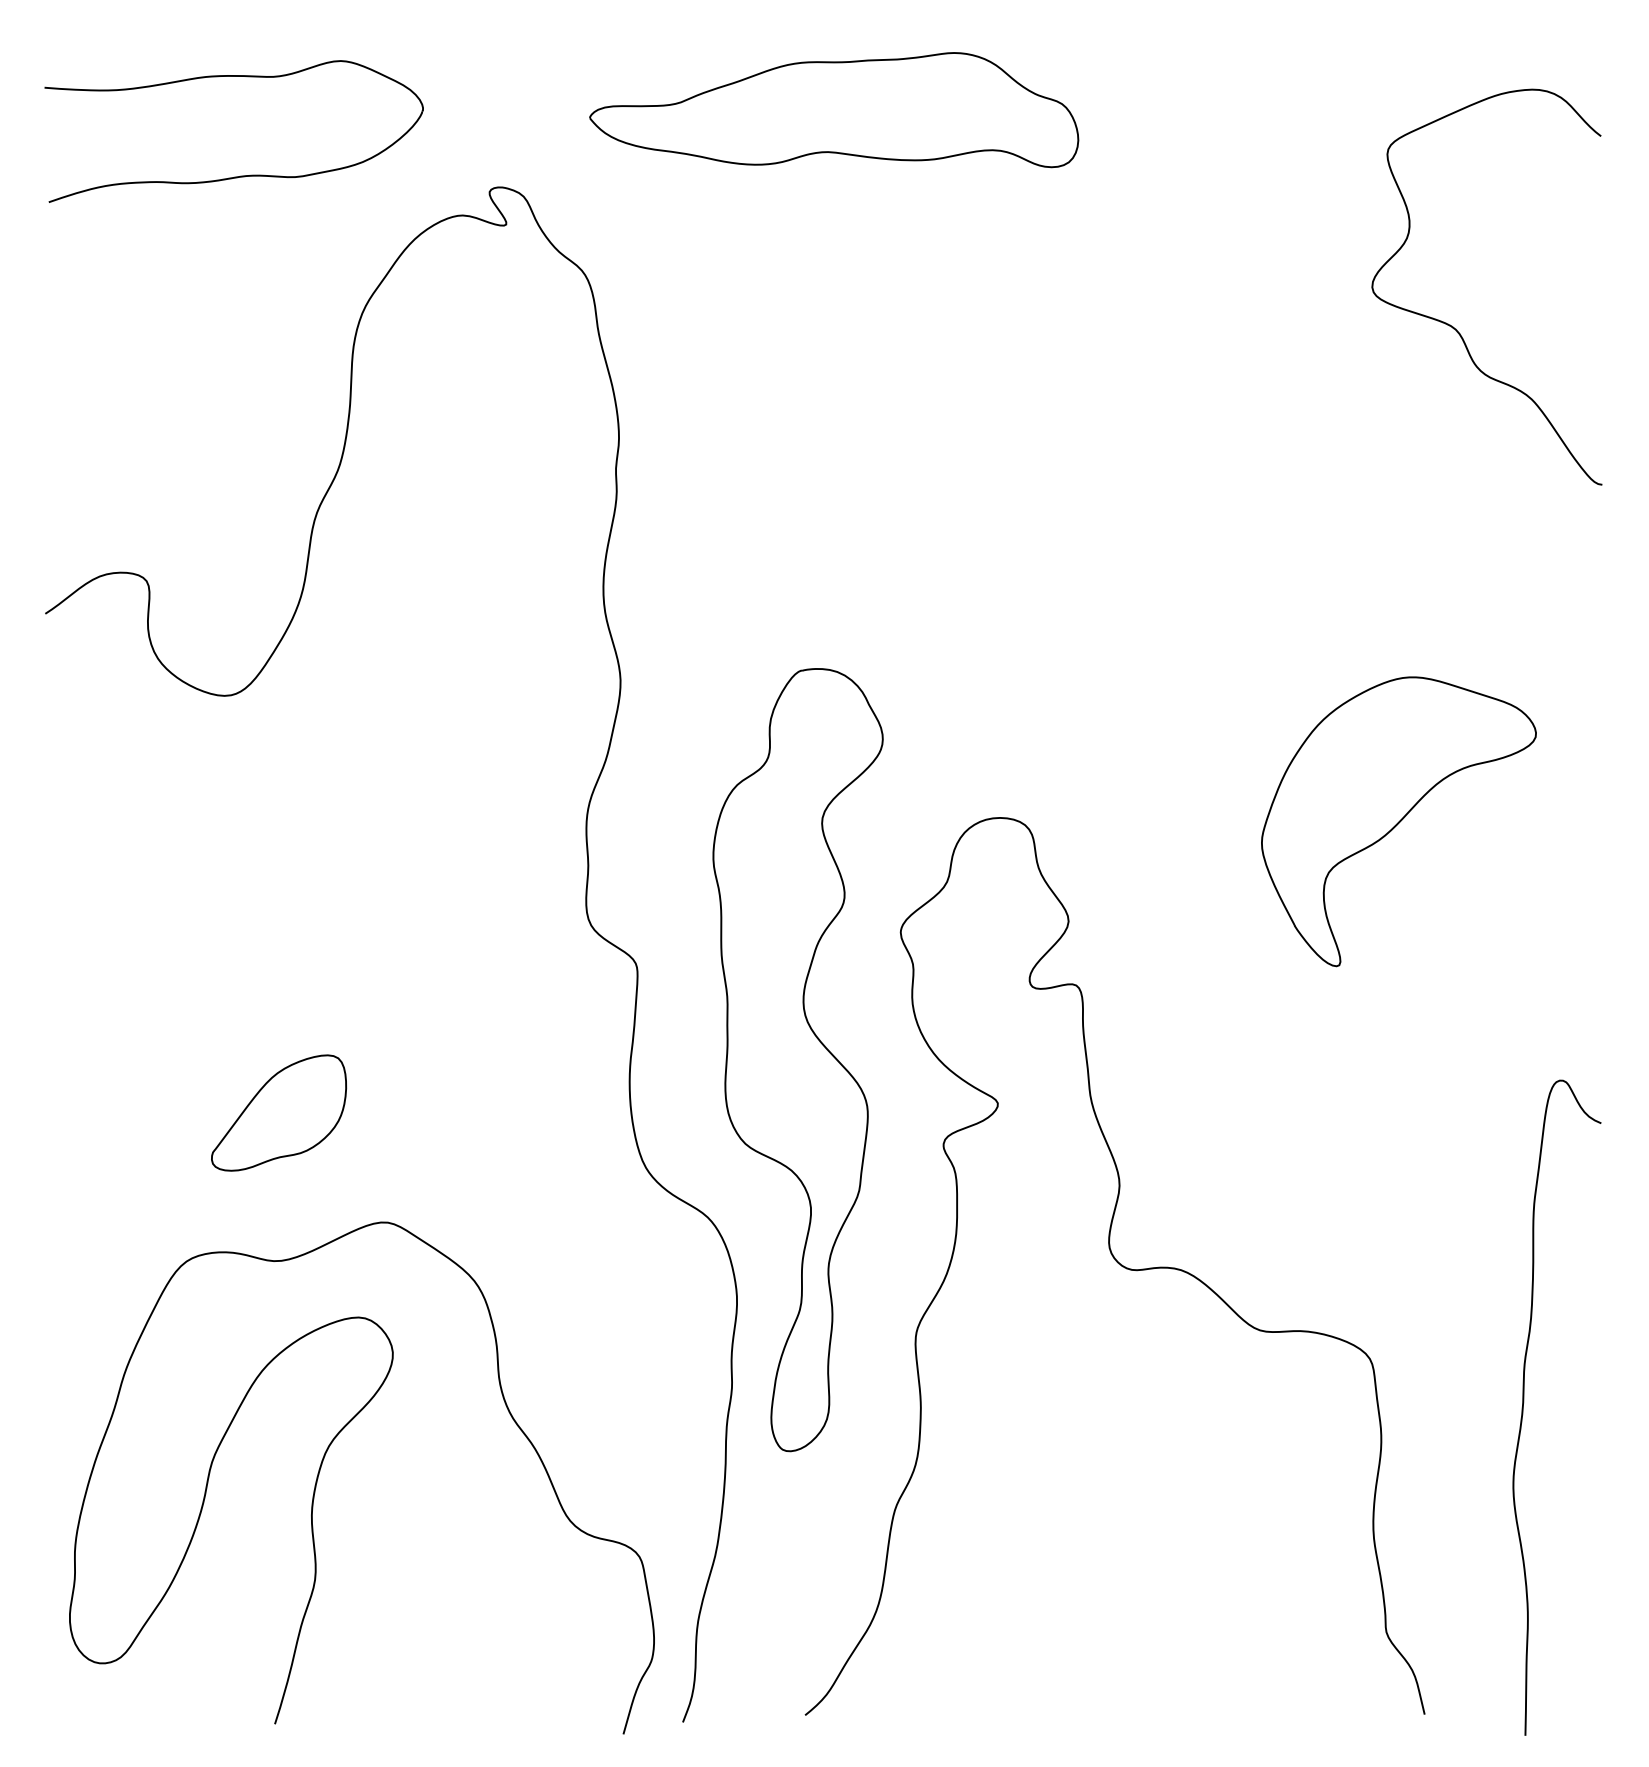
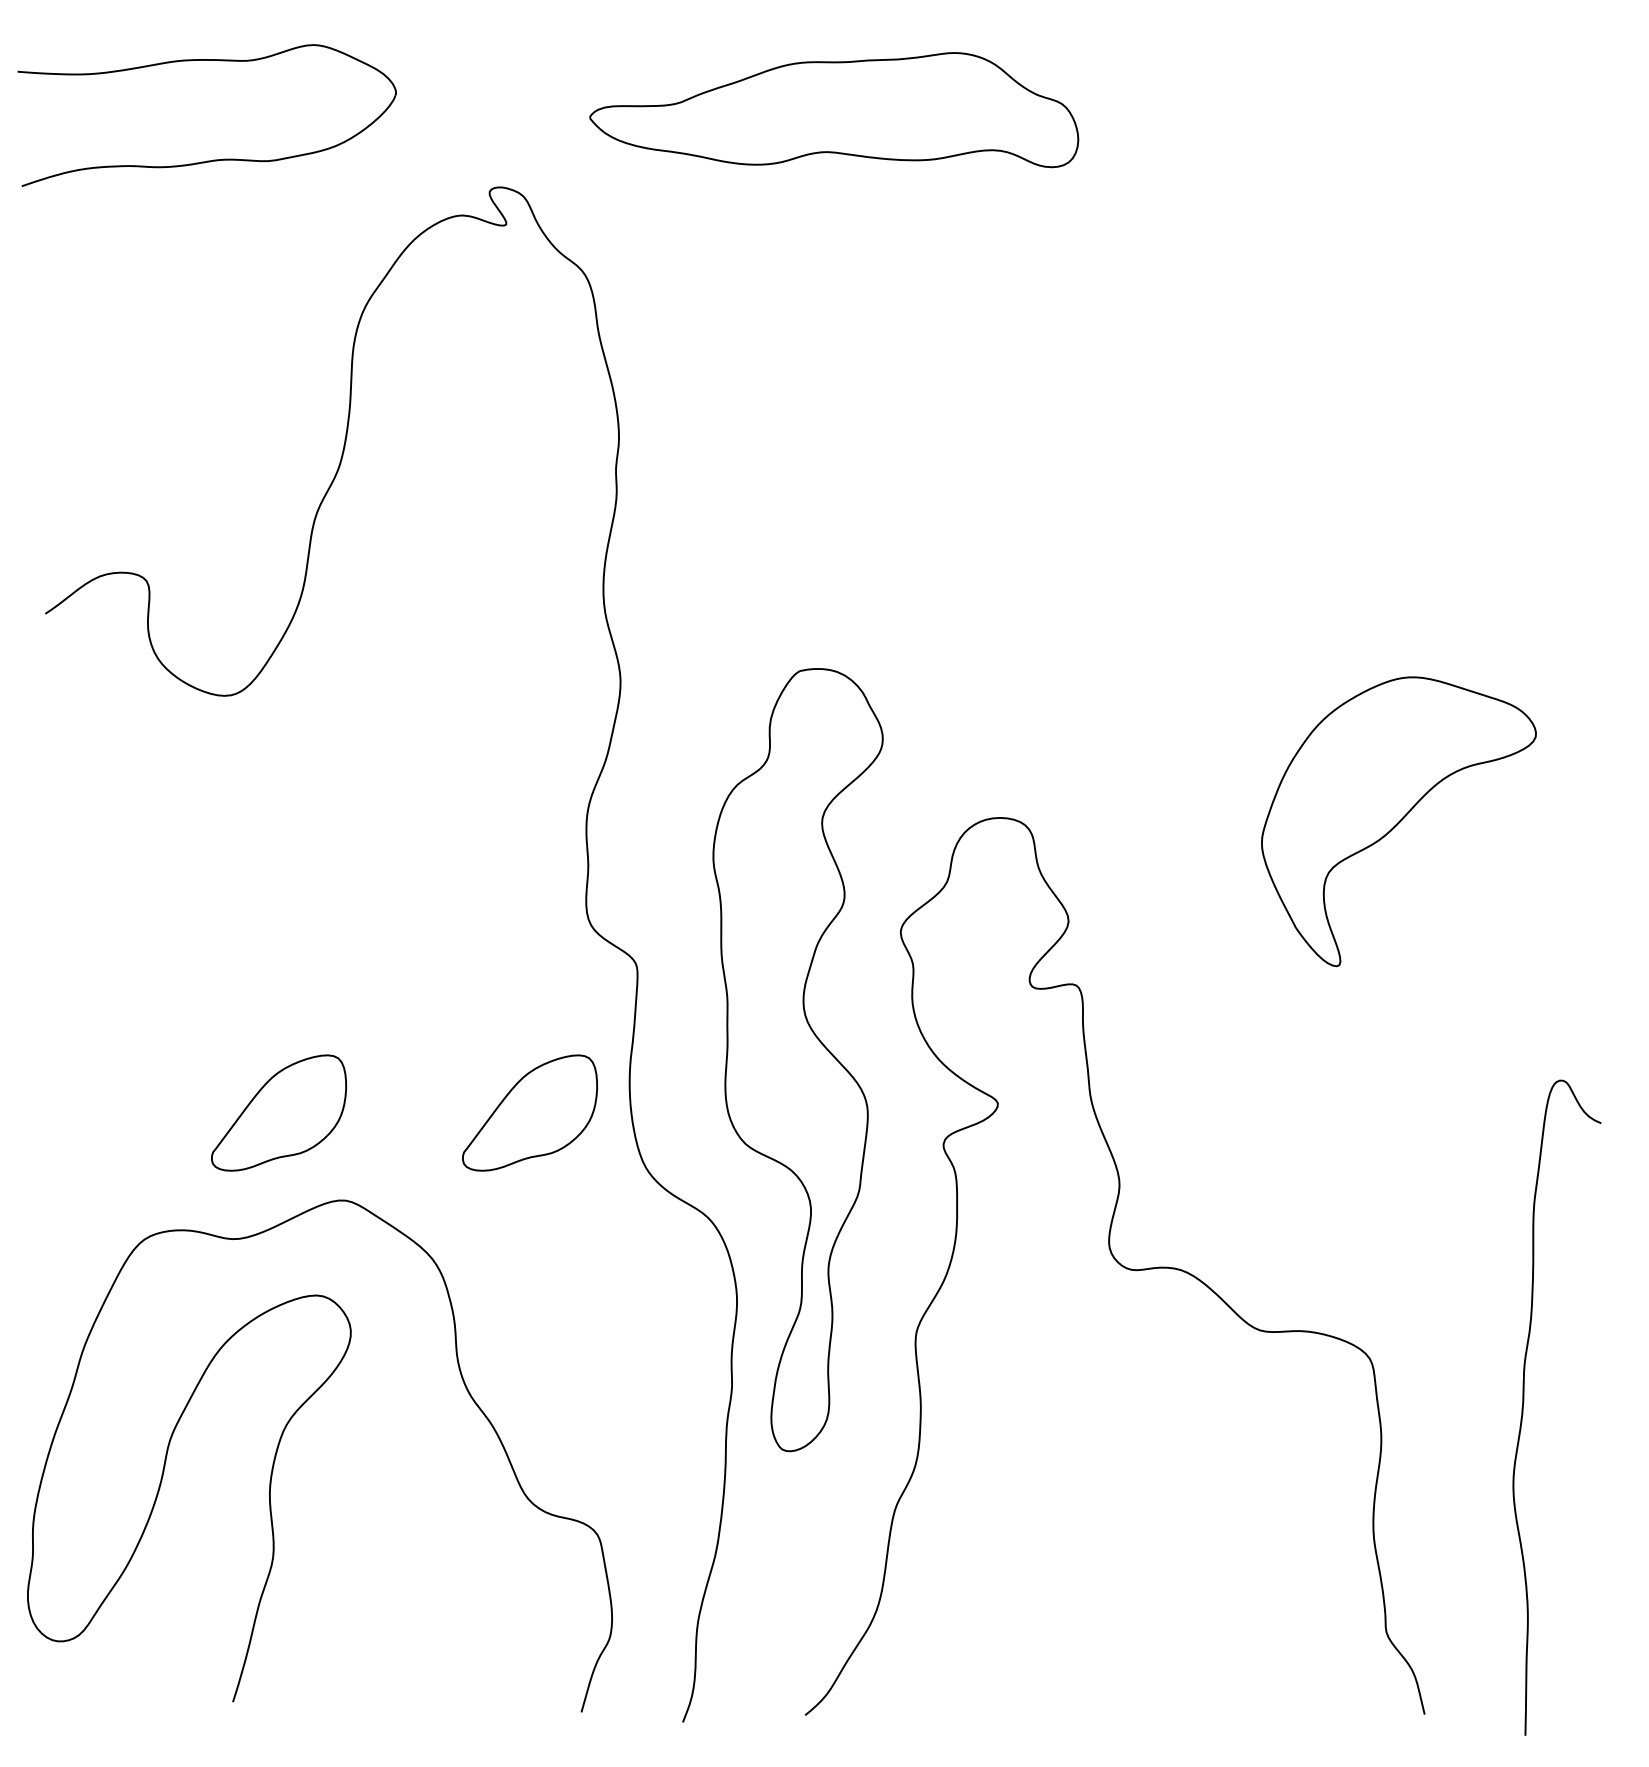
part position: (240, 175) -> (213, 159) (213, 159)
curve: present -> none (1453, 326)
part: none -> present (530, 1112)
curve position: (322, 1464) -> (280, 1442) (280, 1442)
